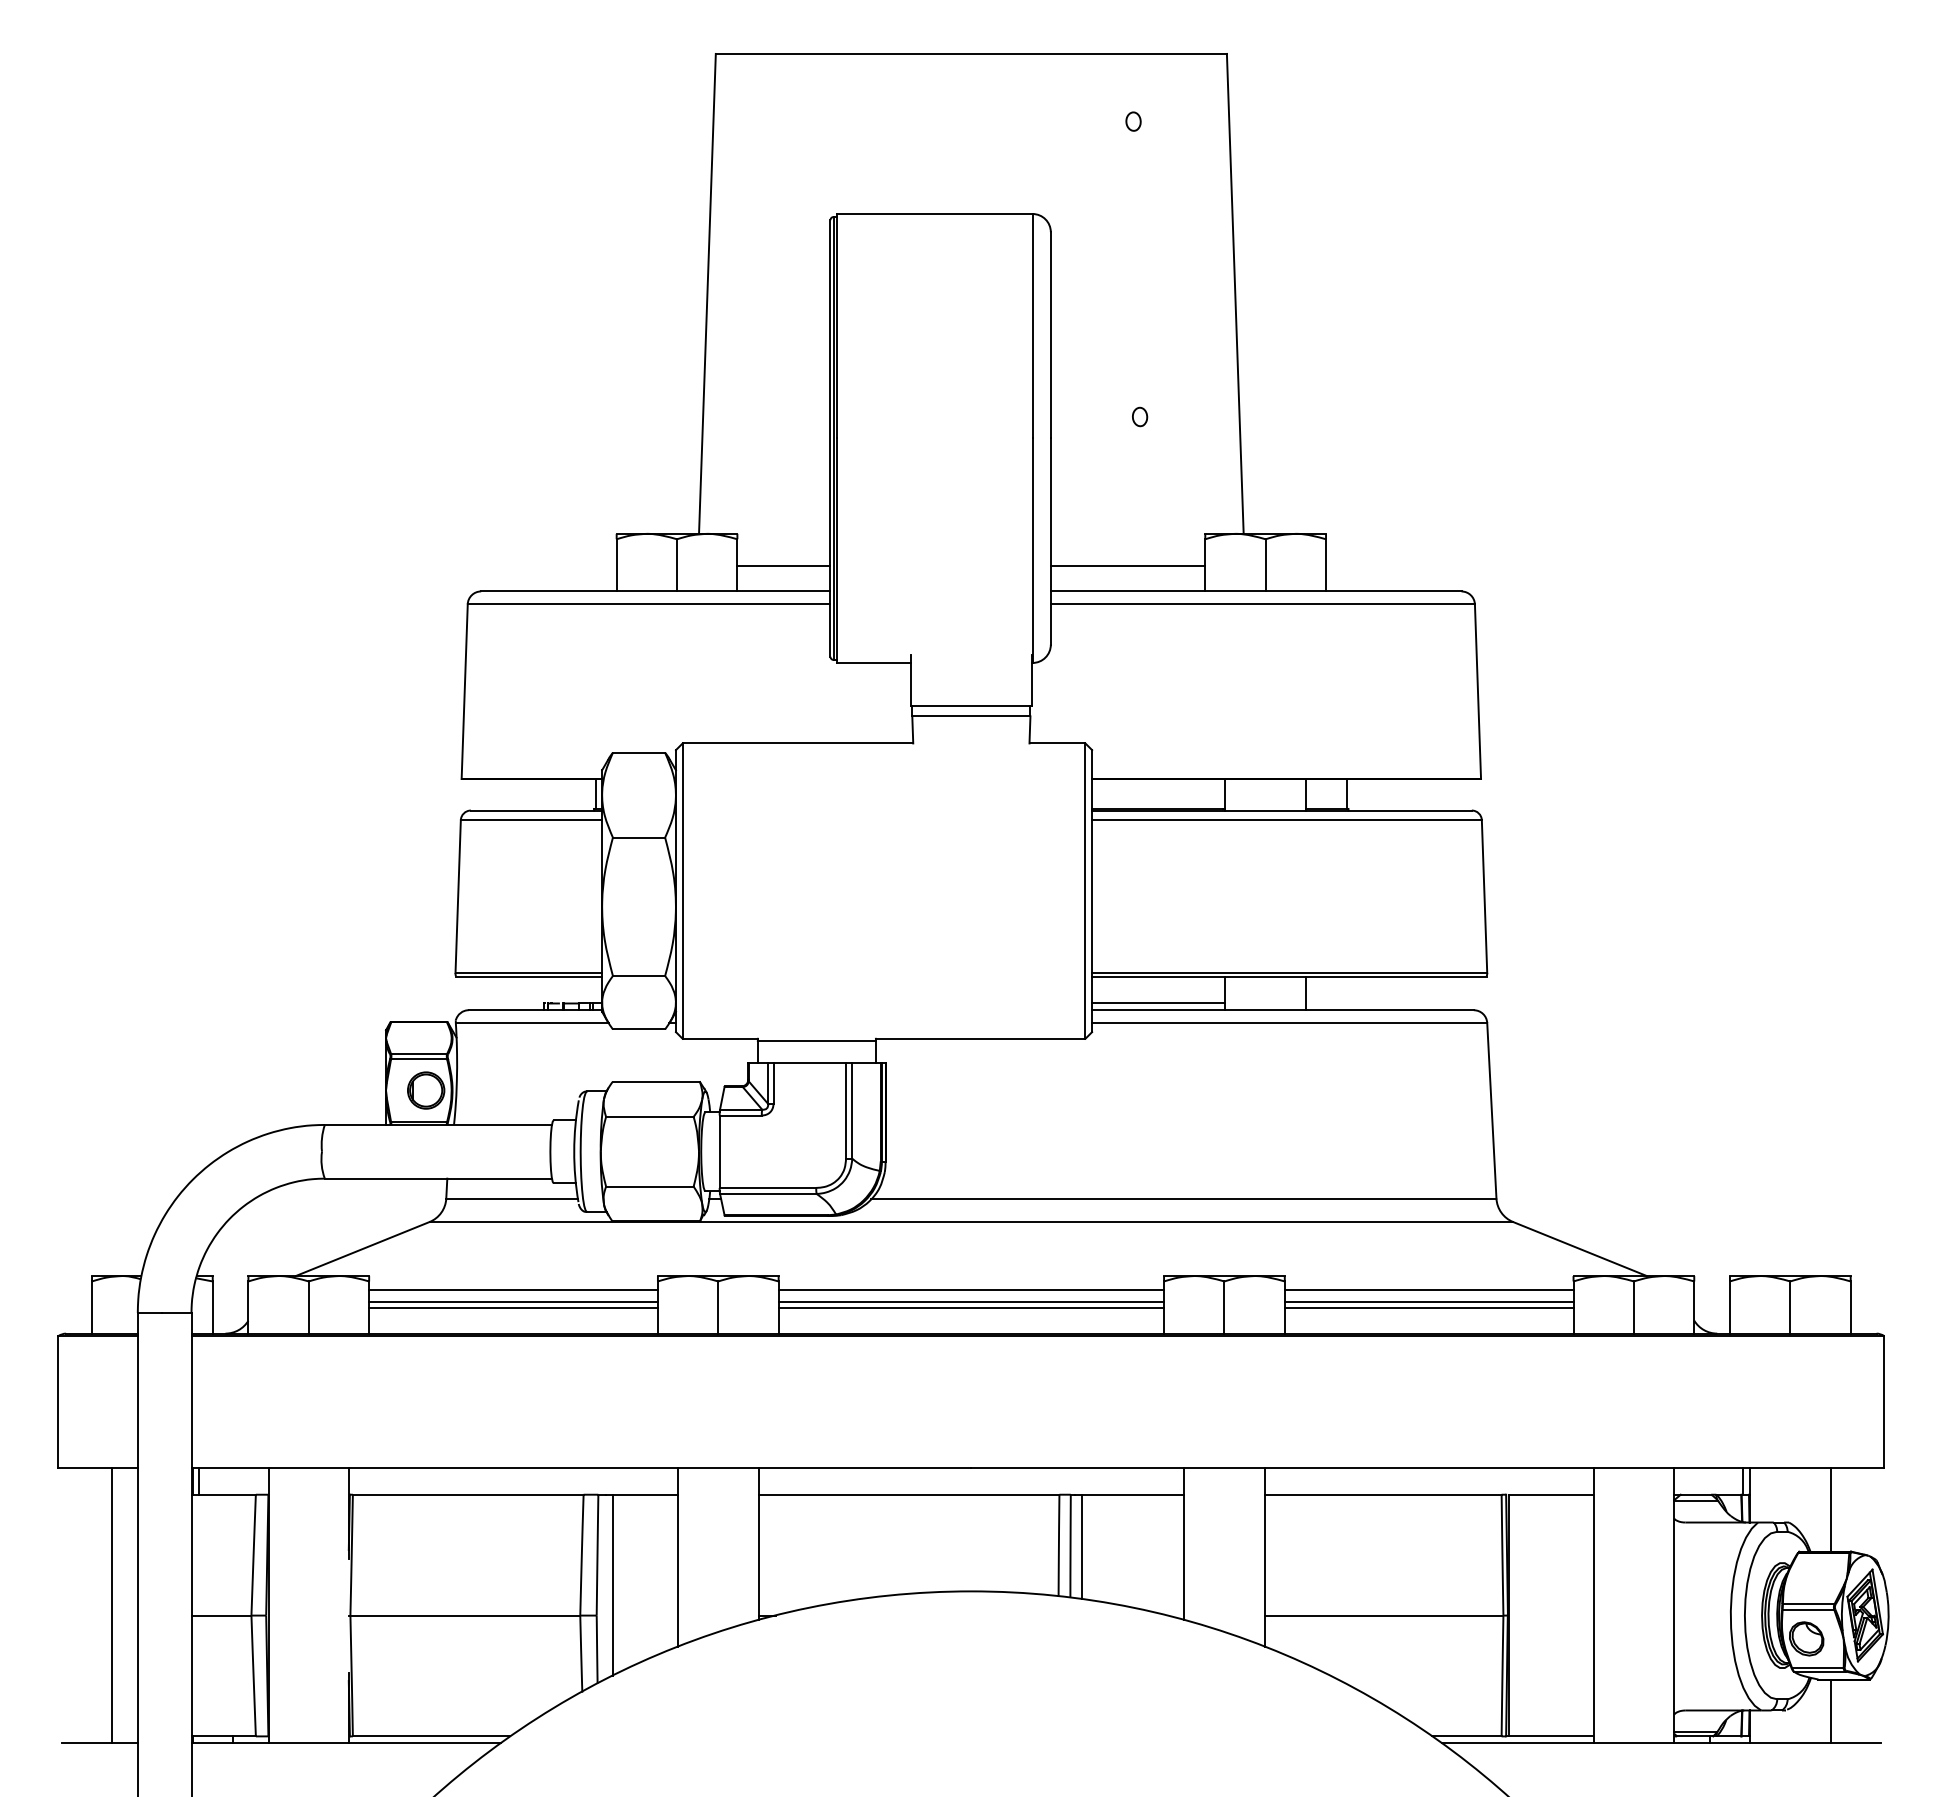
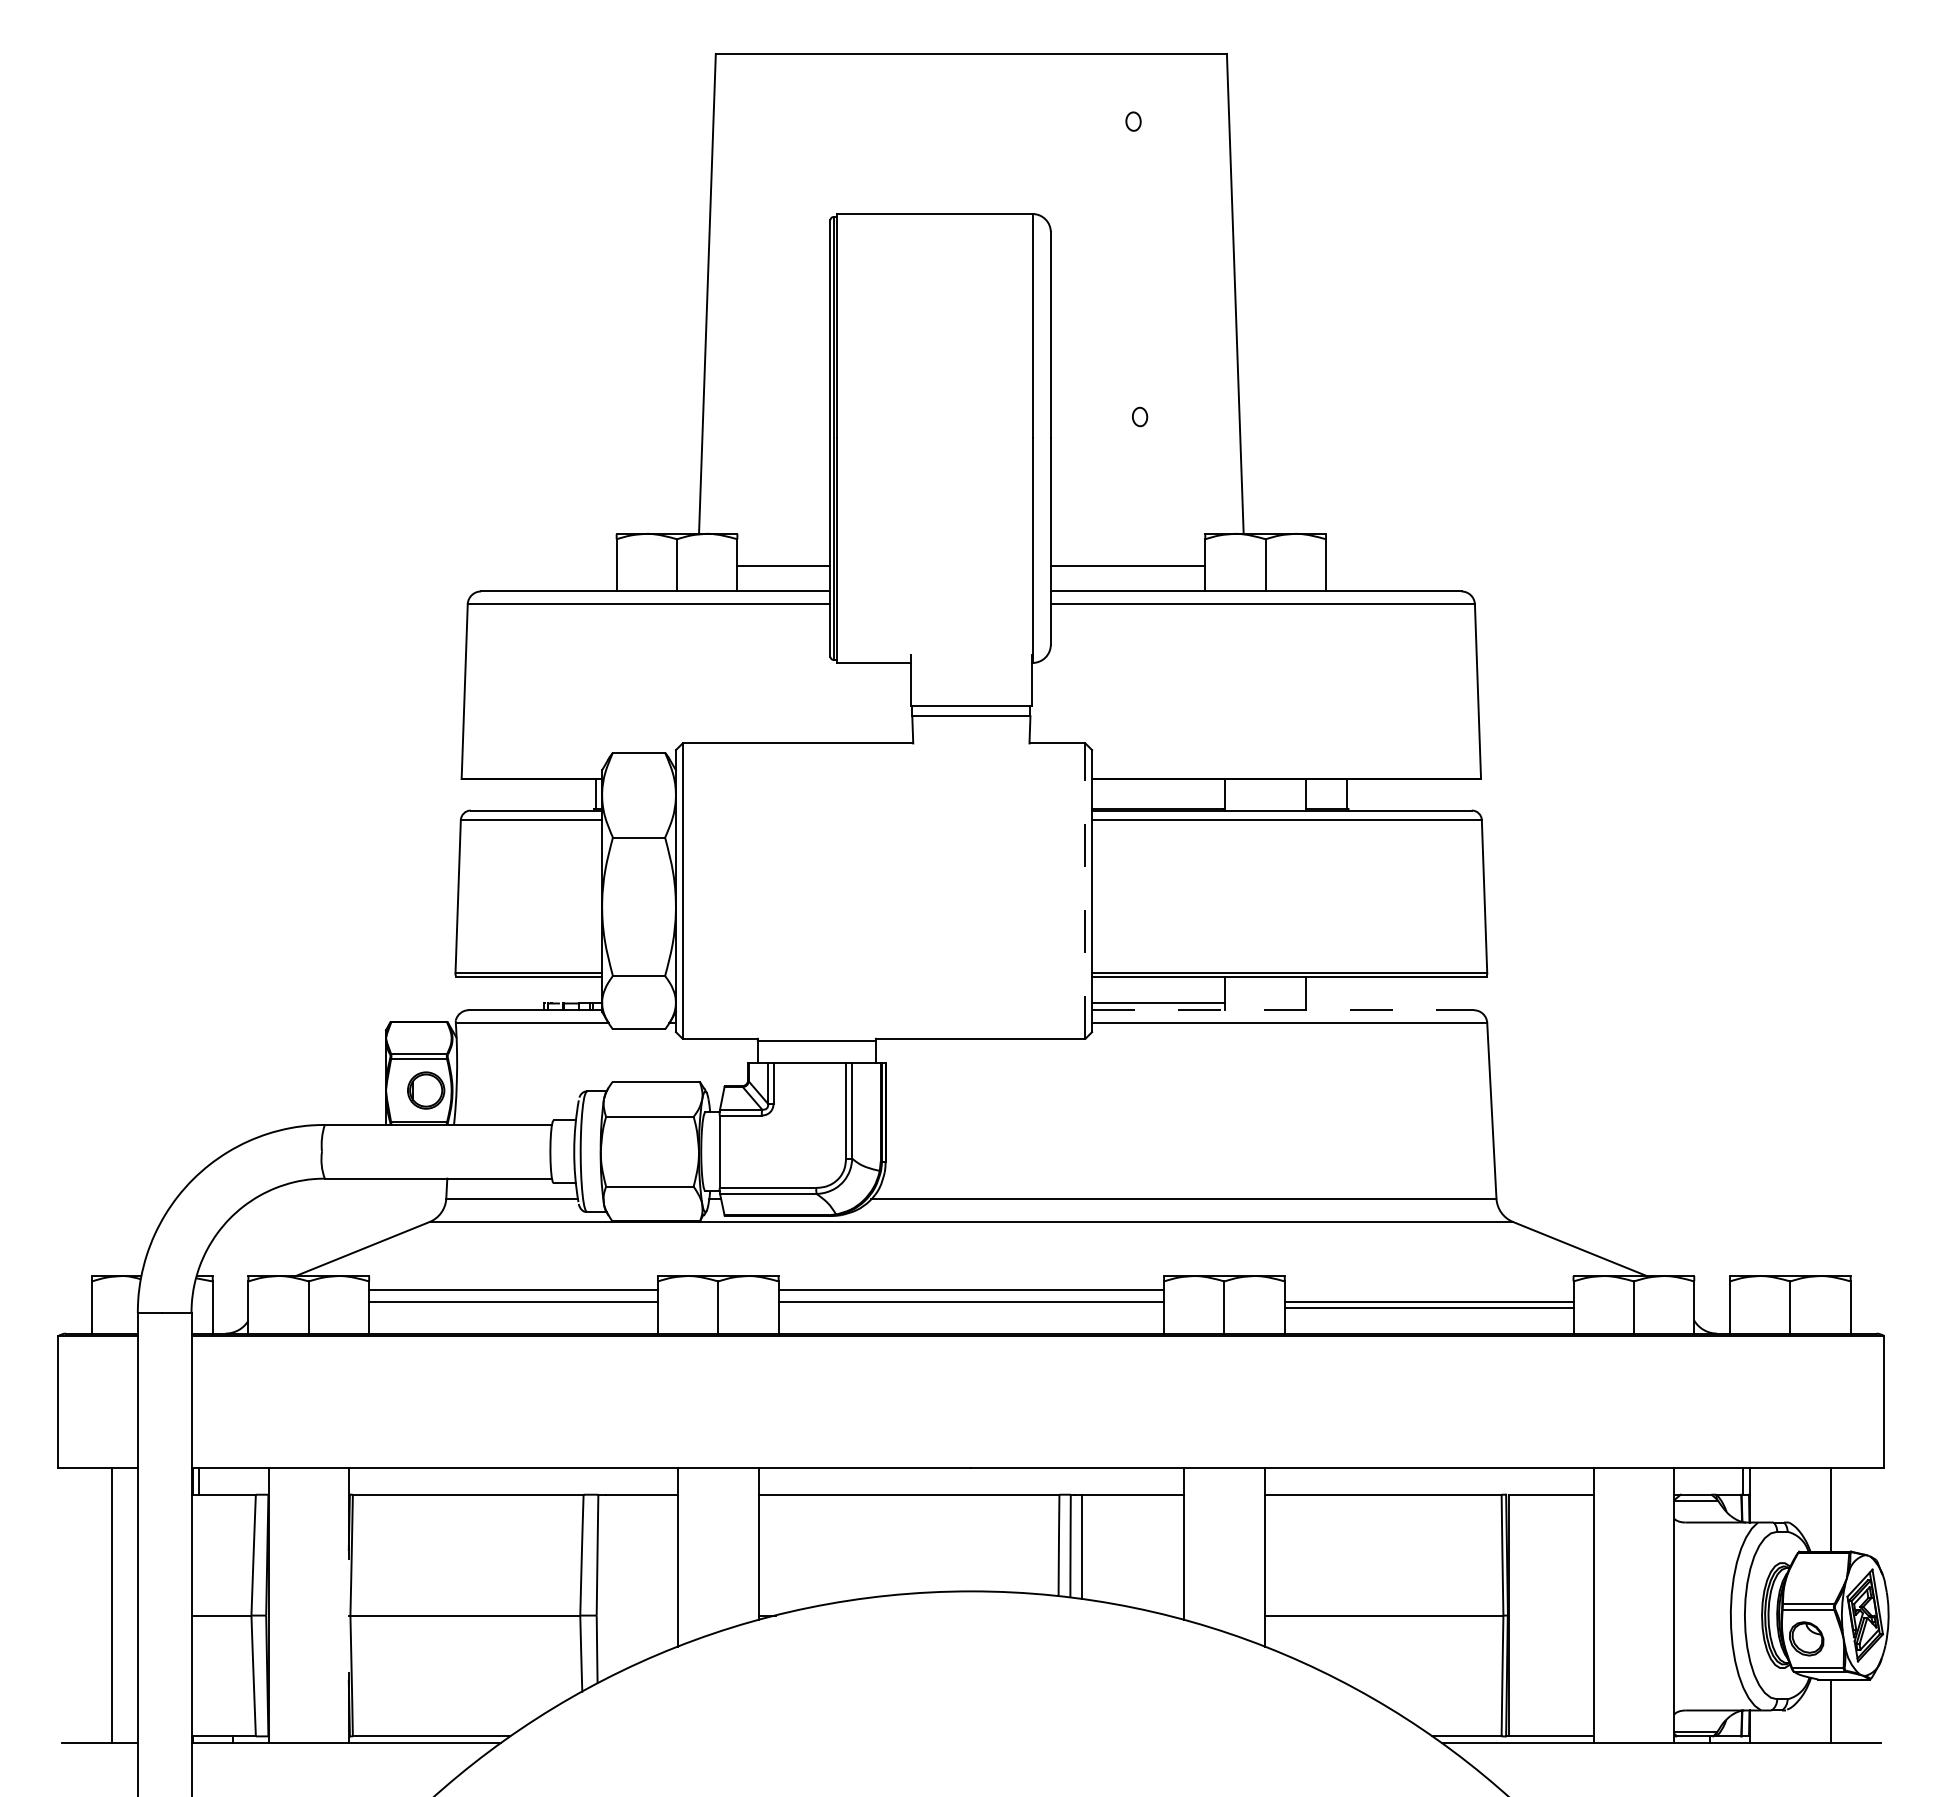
line: solid -> dashed (1085, 891)
line: solid -> dashed (1282, 1010)
line: present -> none (1428, 1290)
line: present -> none (513, 1308)
line: present -> none (971, 1308)
line: present -> none (612, 1584)
